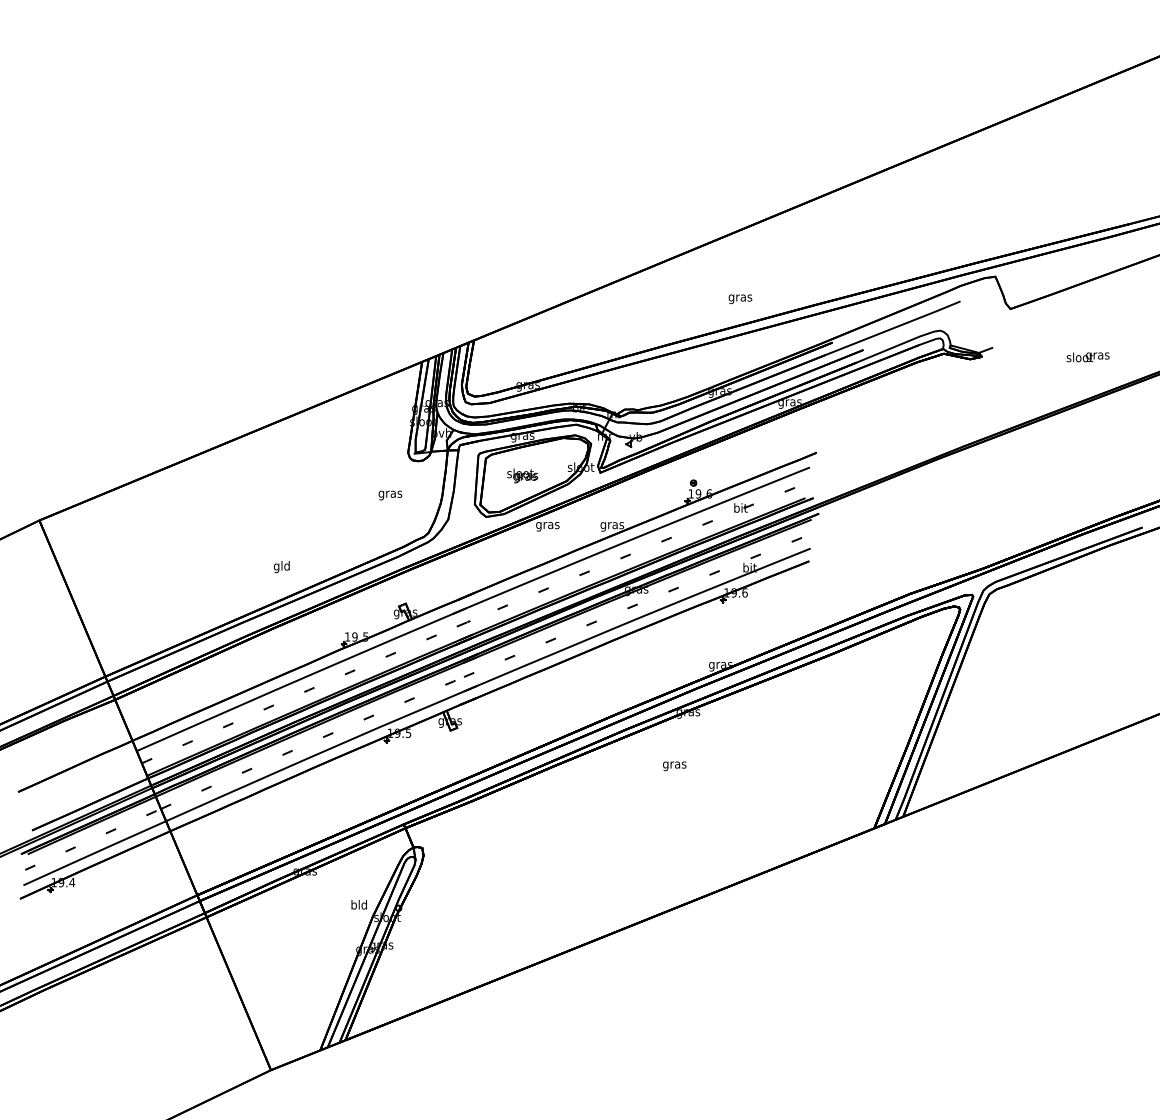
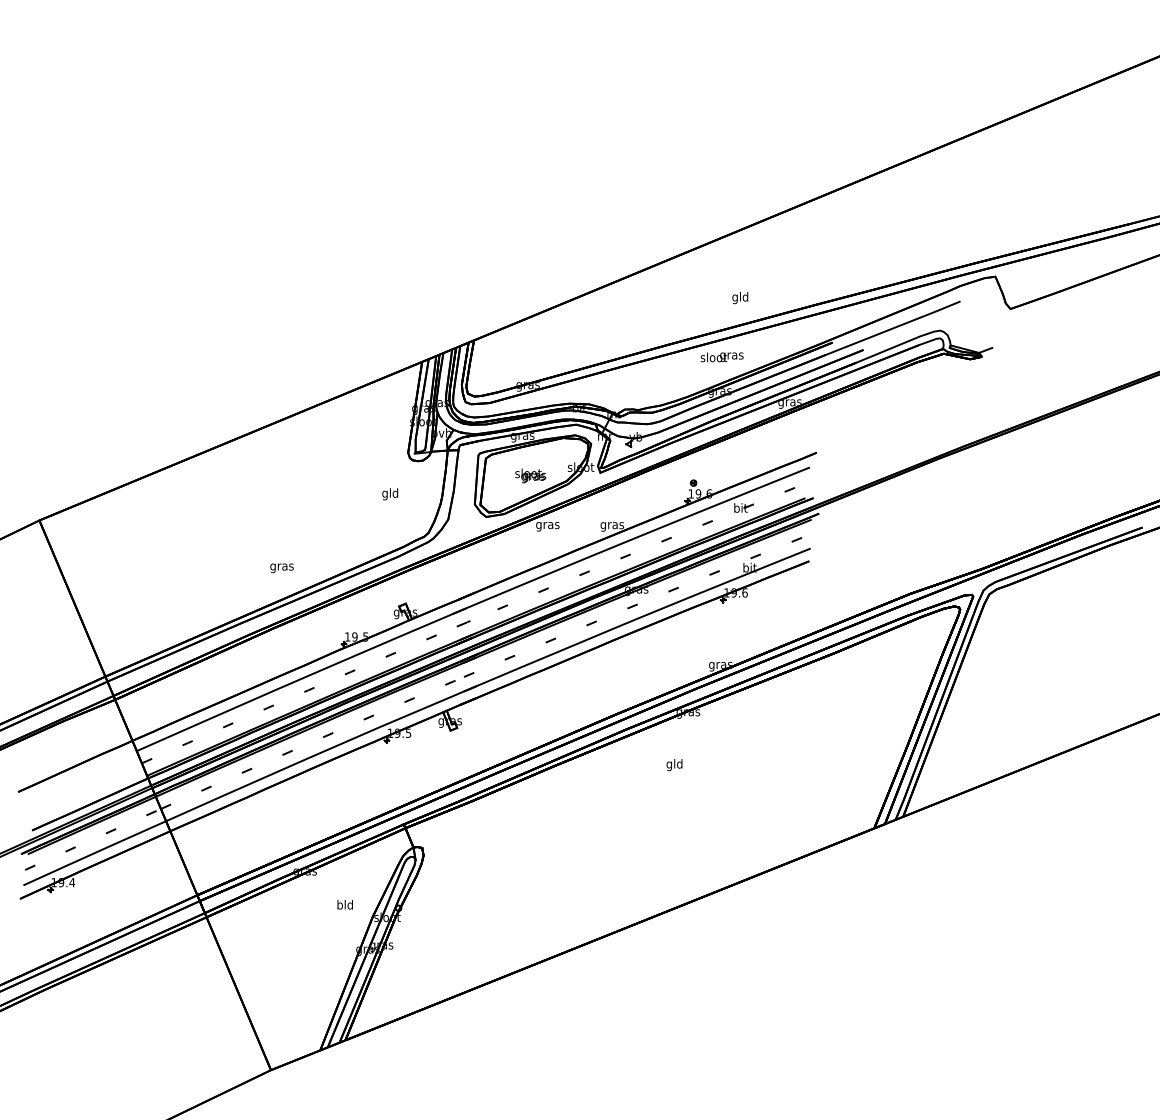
text: gras -> gld (740, 298)
text position: (1087, 357) -> (721, 357) (721, 357)
text position: (522, 475) -> (530, 475) (530, 475)
text: gras -> gld (390, 494)
text: gld -> gras (281, 567)
text: gras -> gld (674, 765)
text position: (358, 904) -> (344, 904) (344, 904)
